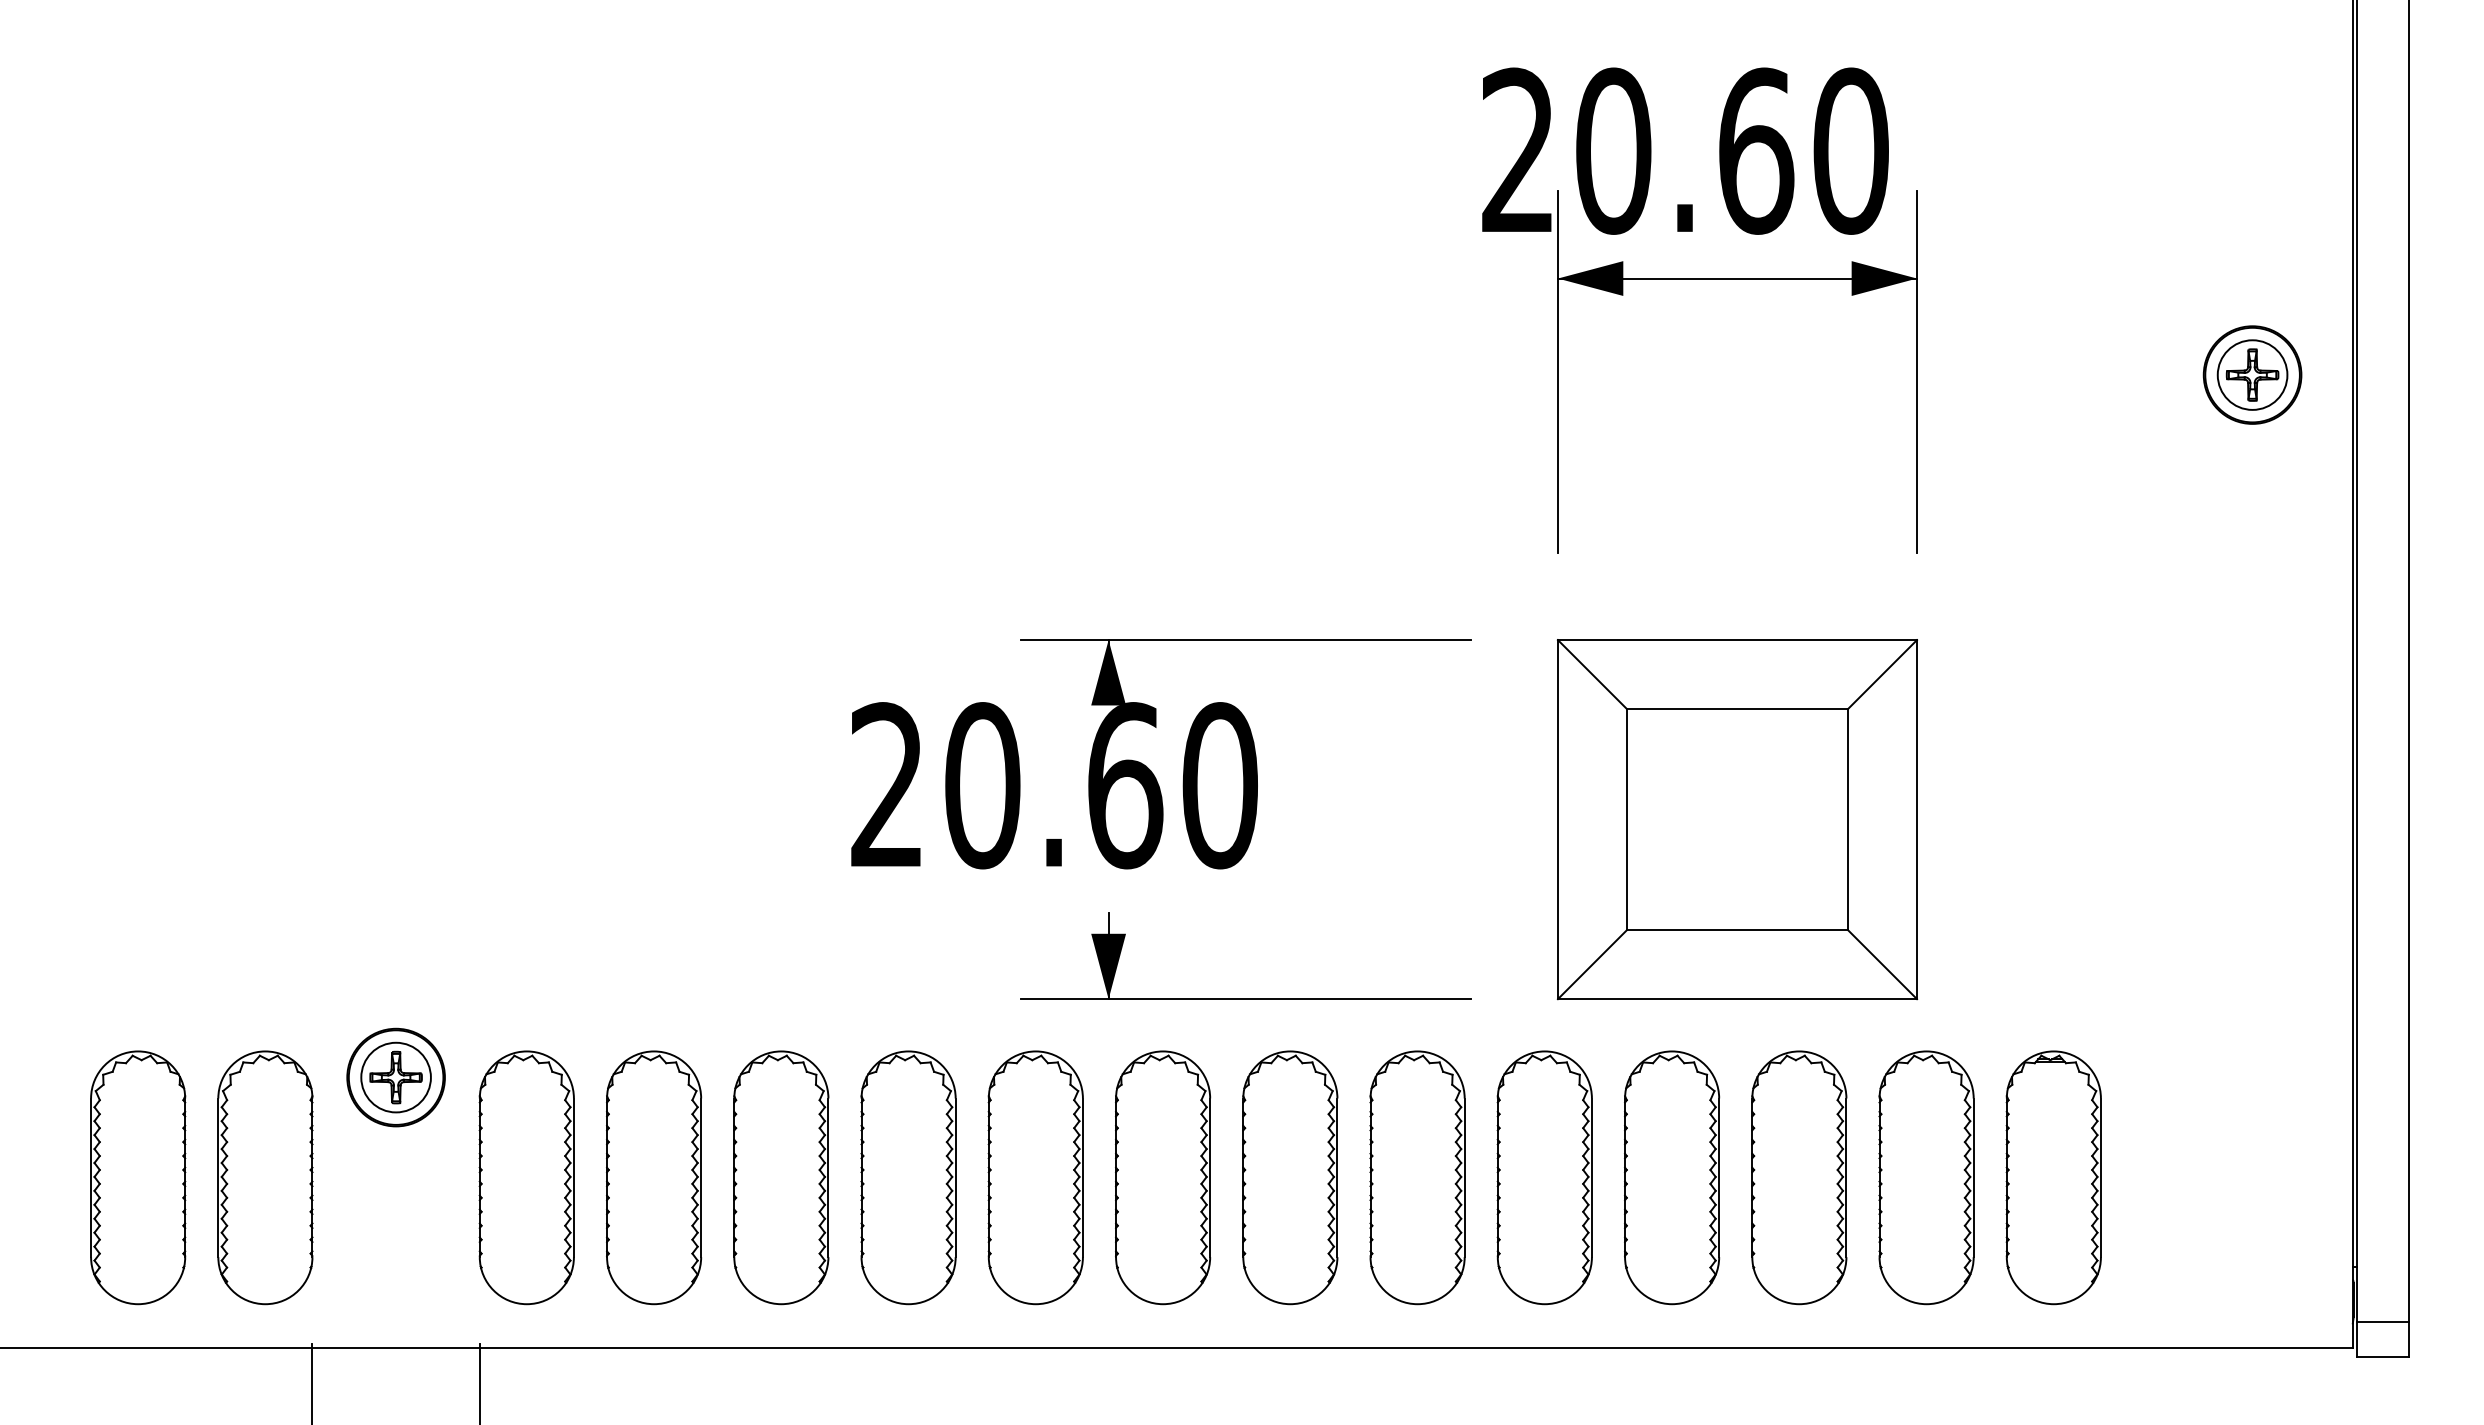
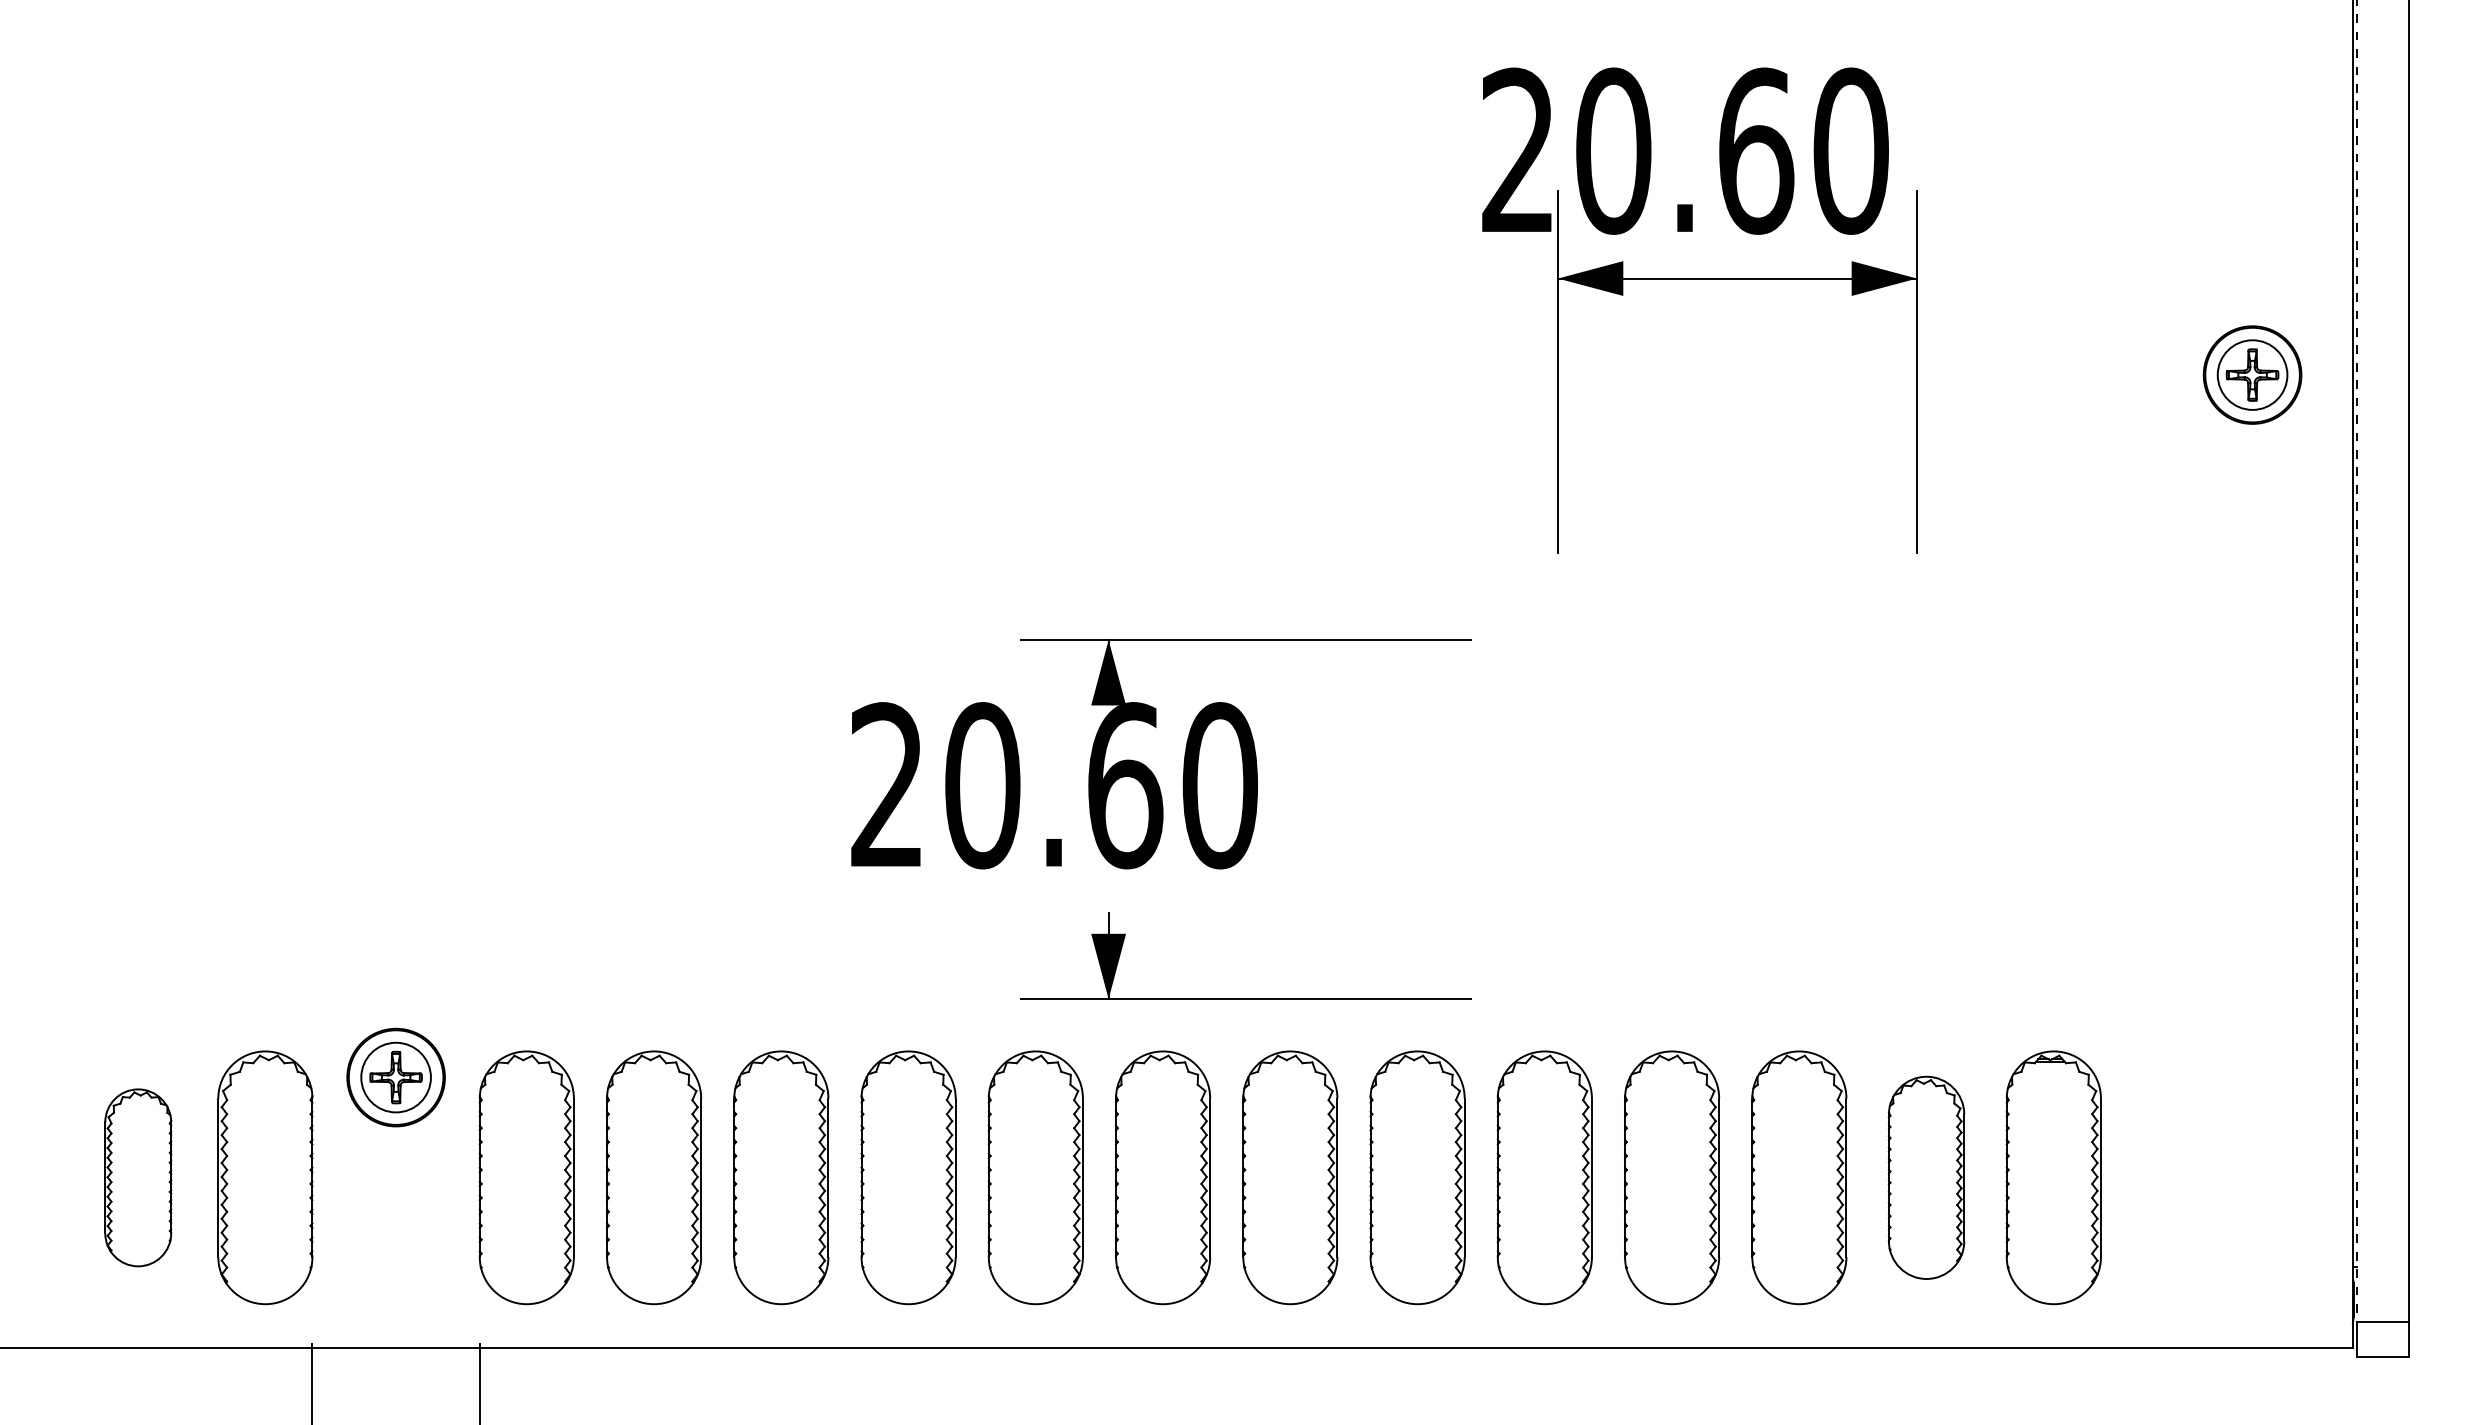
line: solid -> dashed (2357, 661)
part: present -> none (1737, 819)
part size: 97x256 px -> 69x180 px (138, 1177)
part size: 97x256 px -> 79x205 px (1926, 1177)
